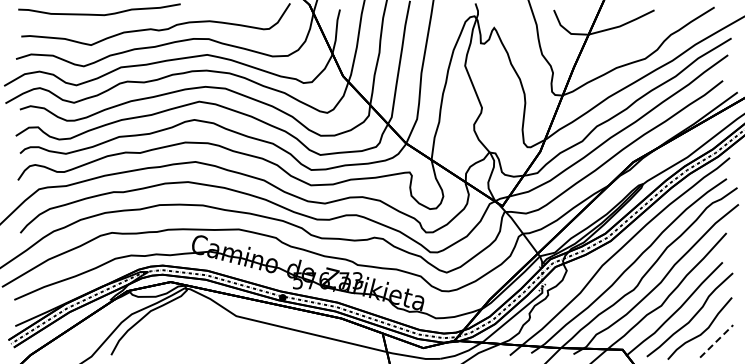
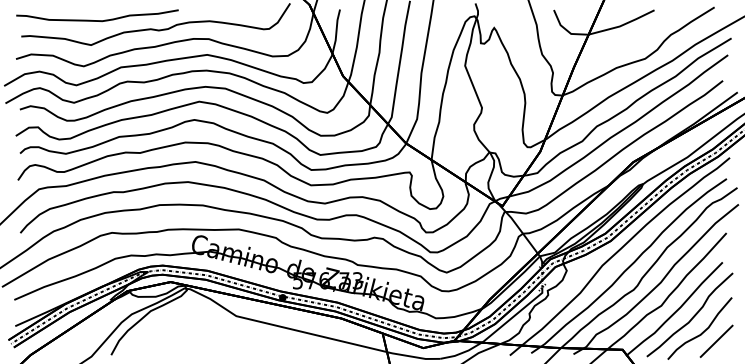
curve position: (99, 14) -> (97, 20) (97, 20)
line: dashed -> solid (717, 341)
